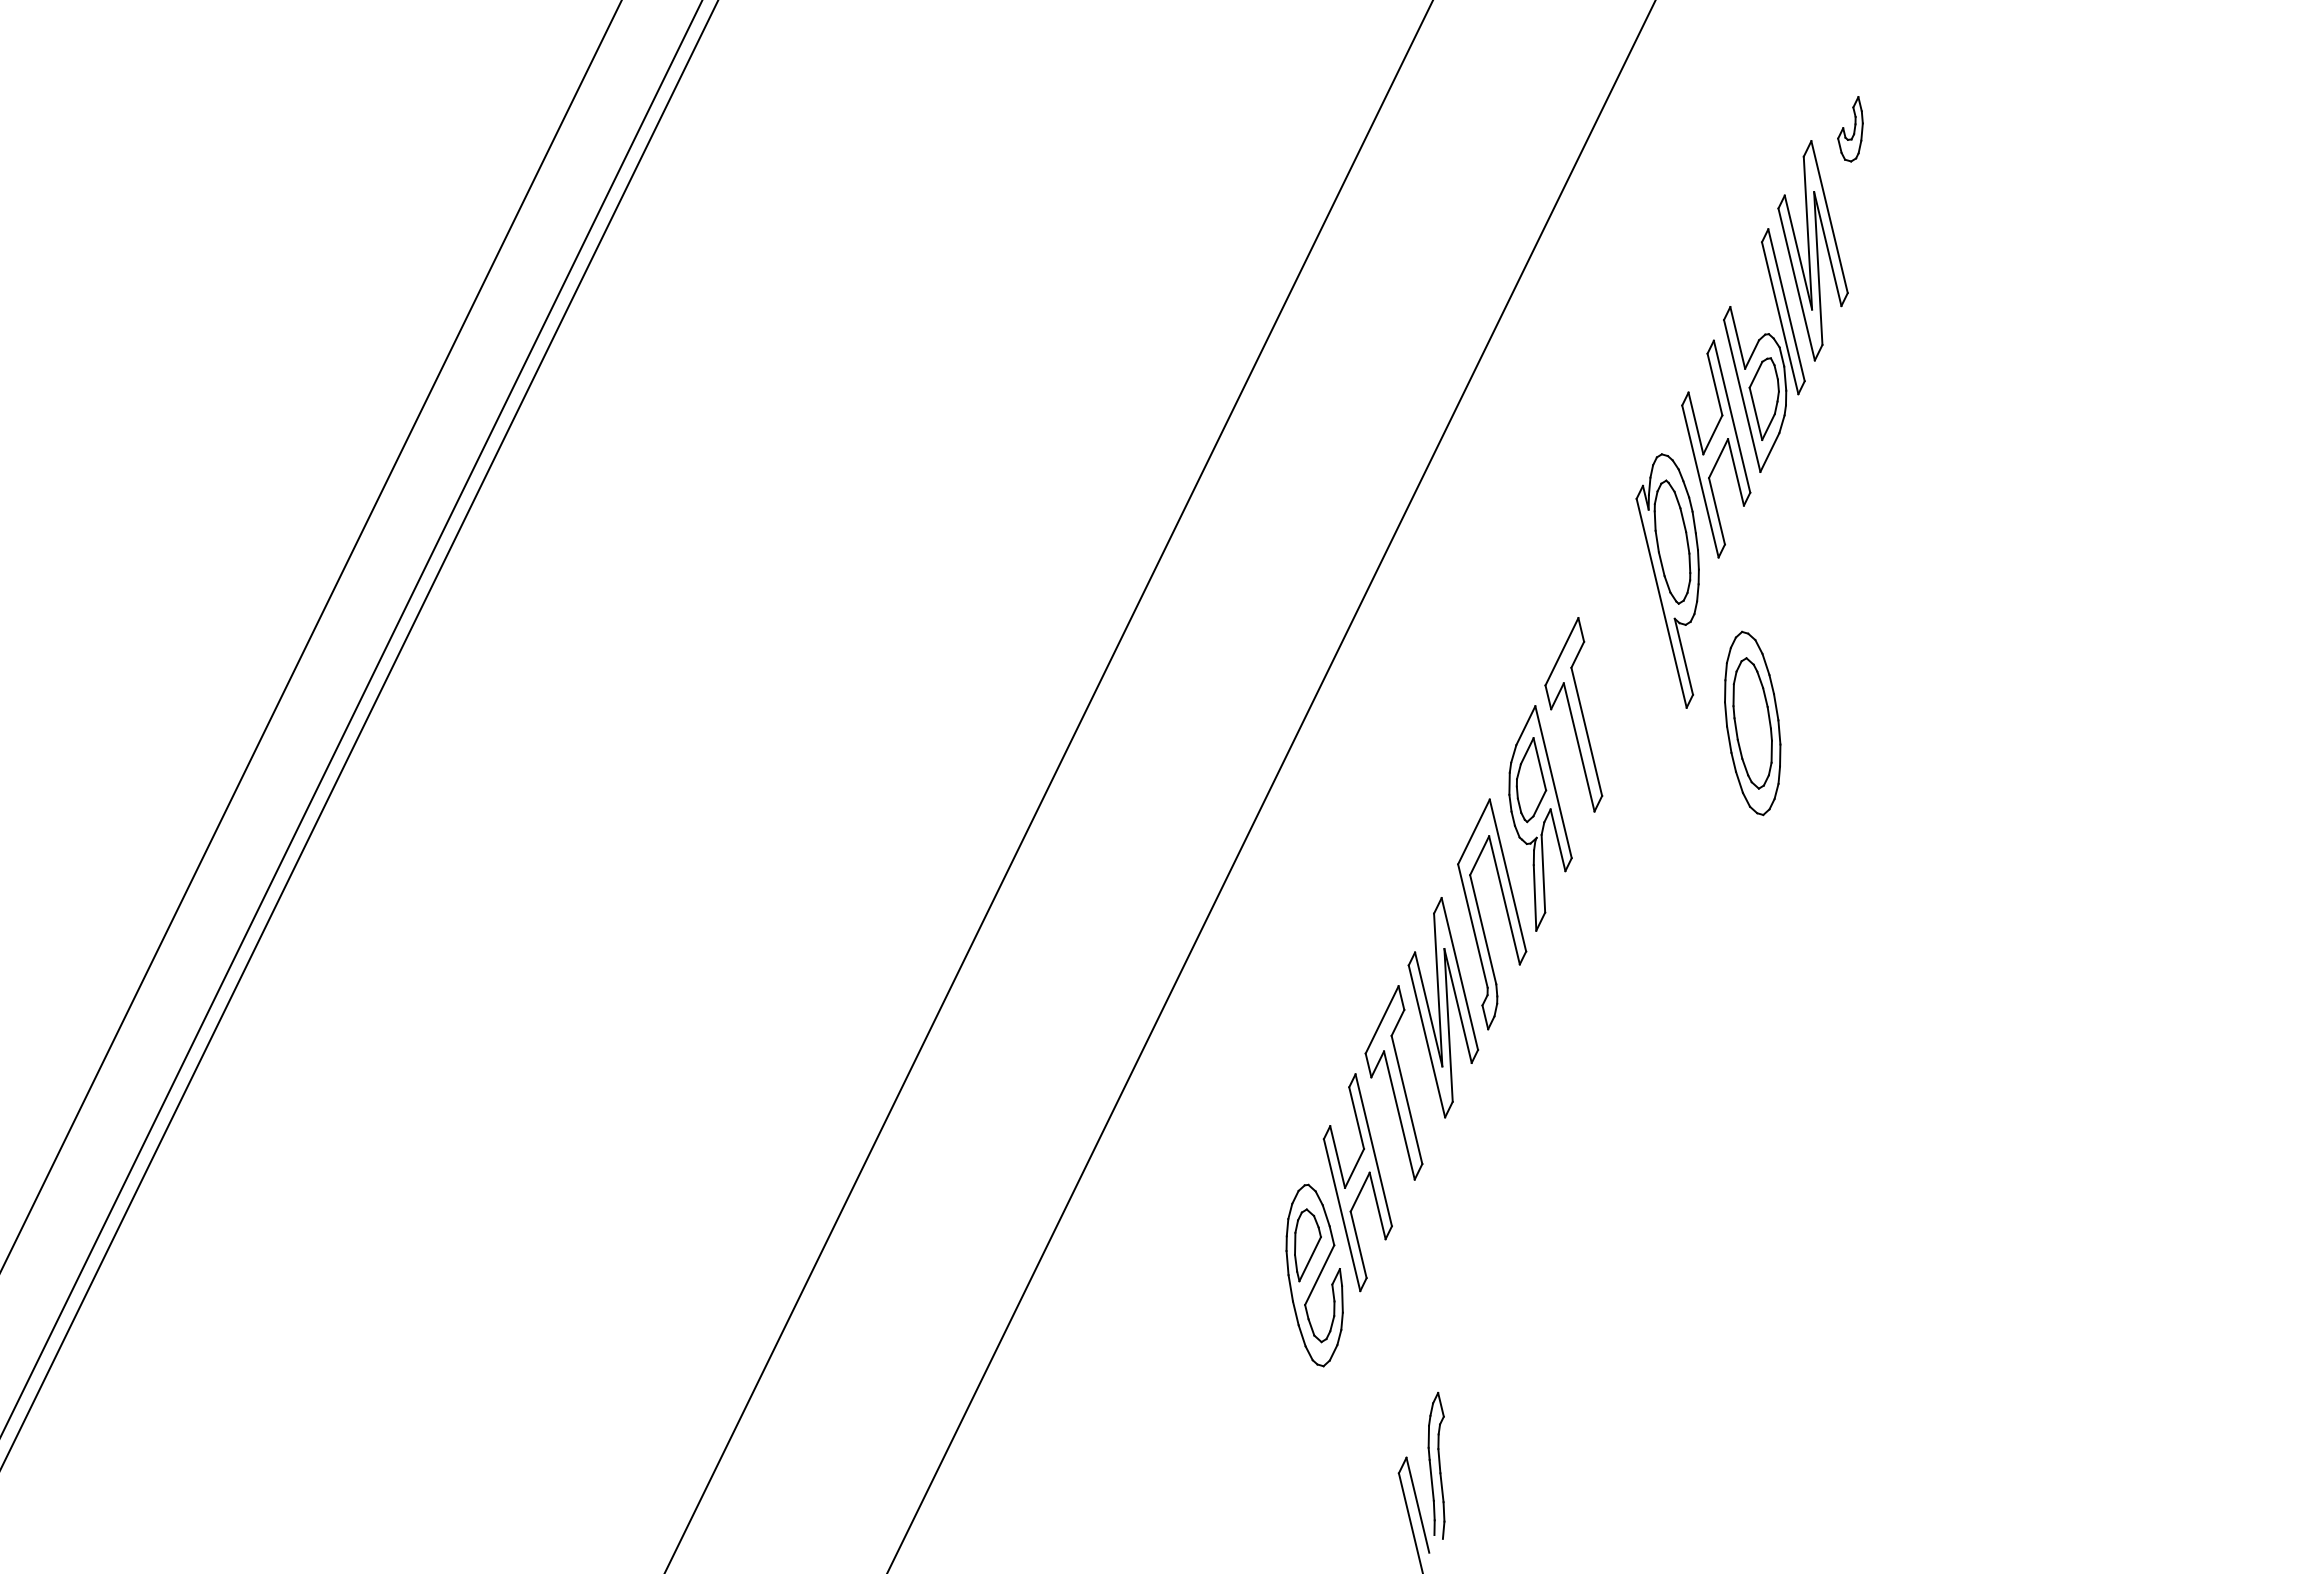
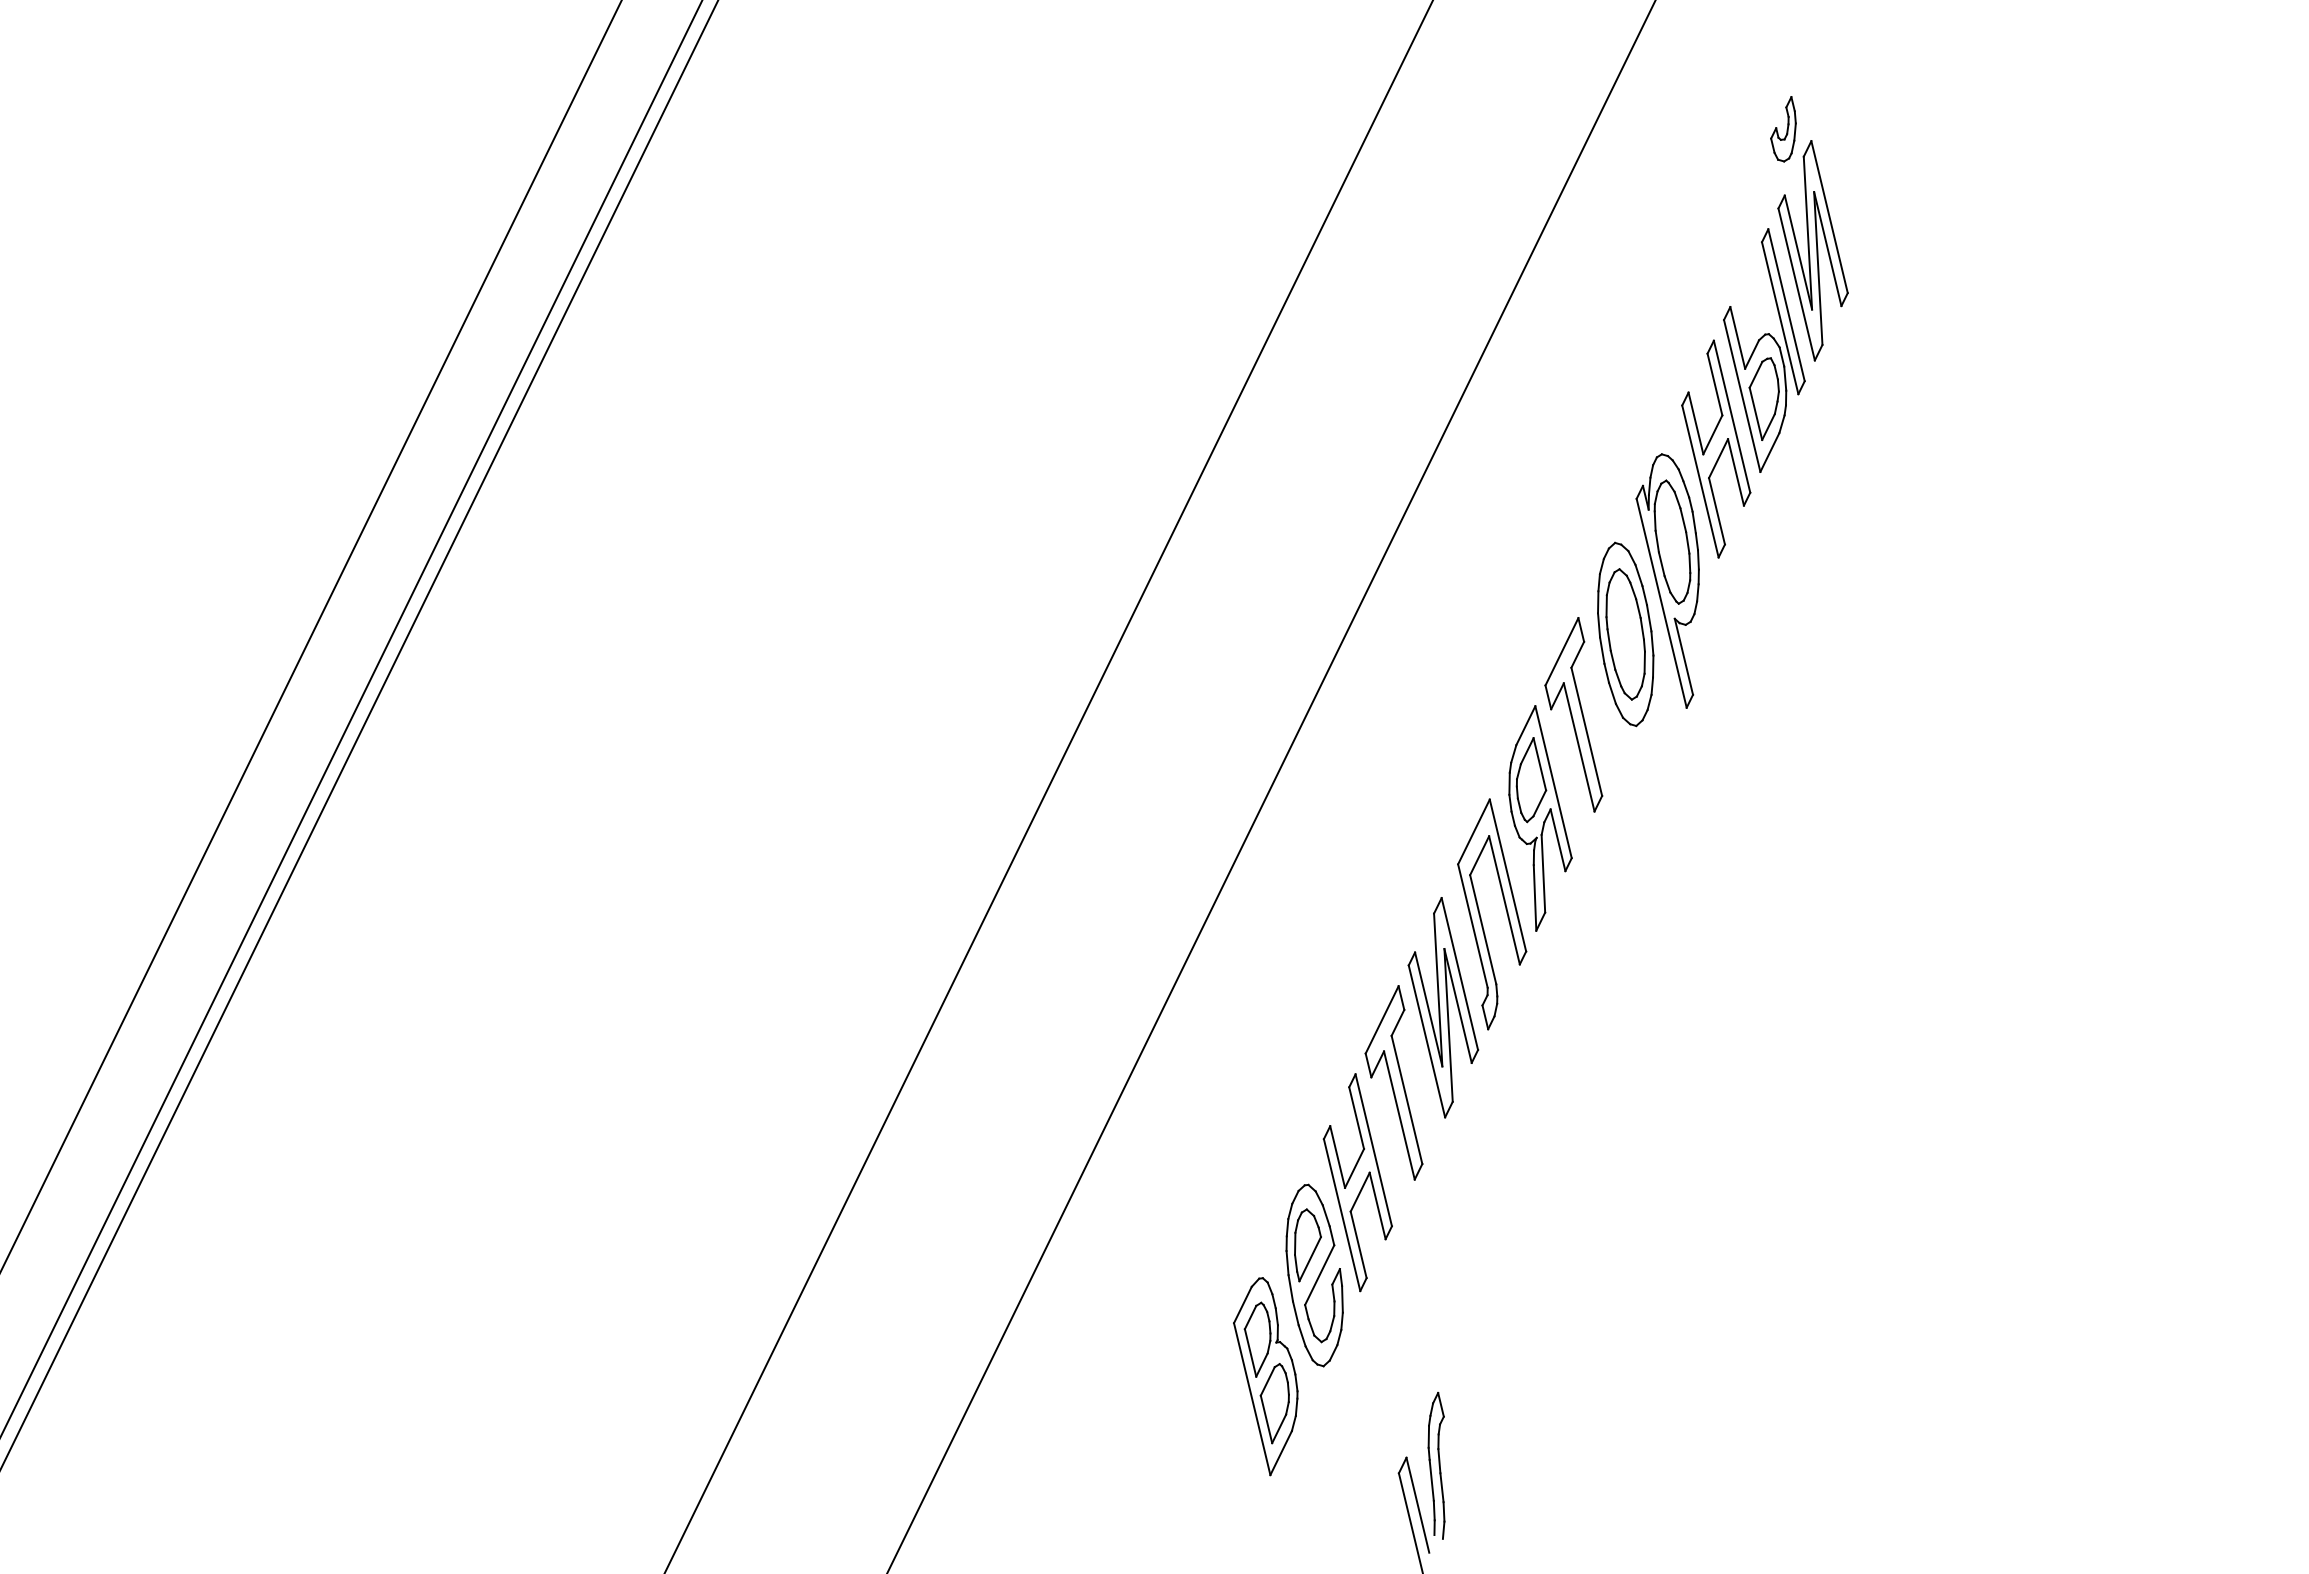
part position: (1850, 129) -> (1783, 129) (1783, 129)
part position: (1752, 723) -> (1625, 634) (1625, 634)
part: none -> present (1265, 1376)
